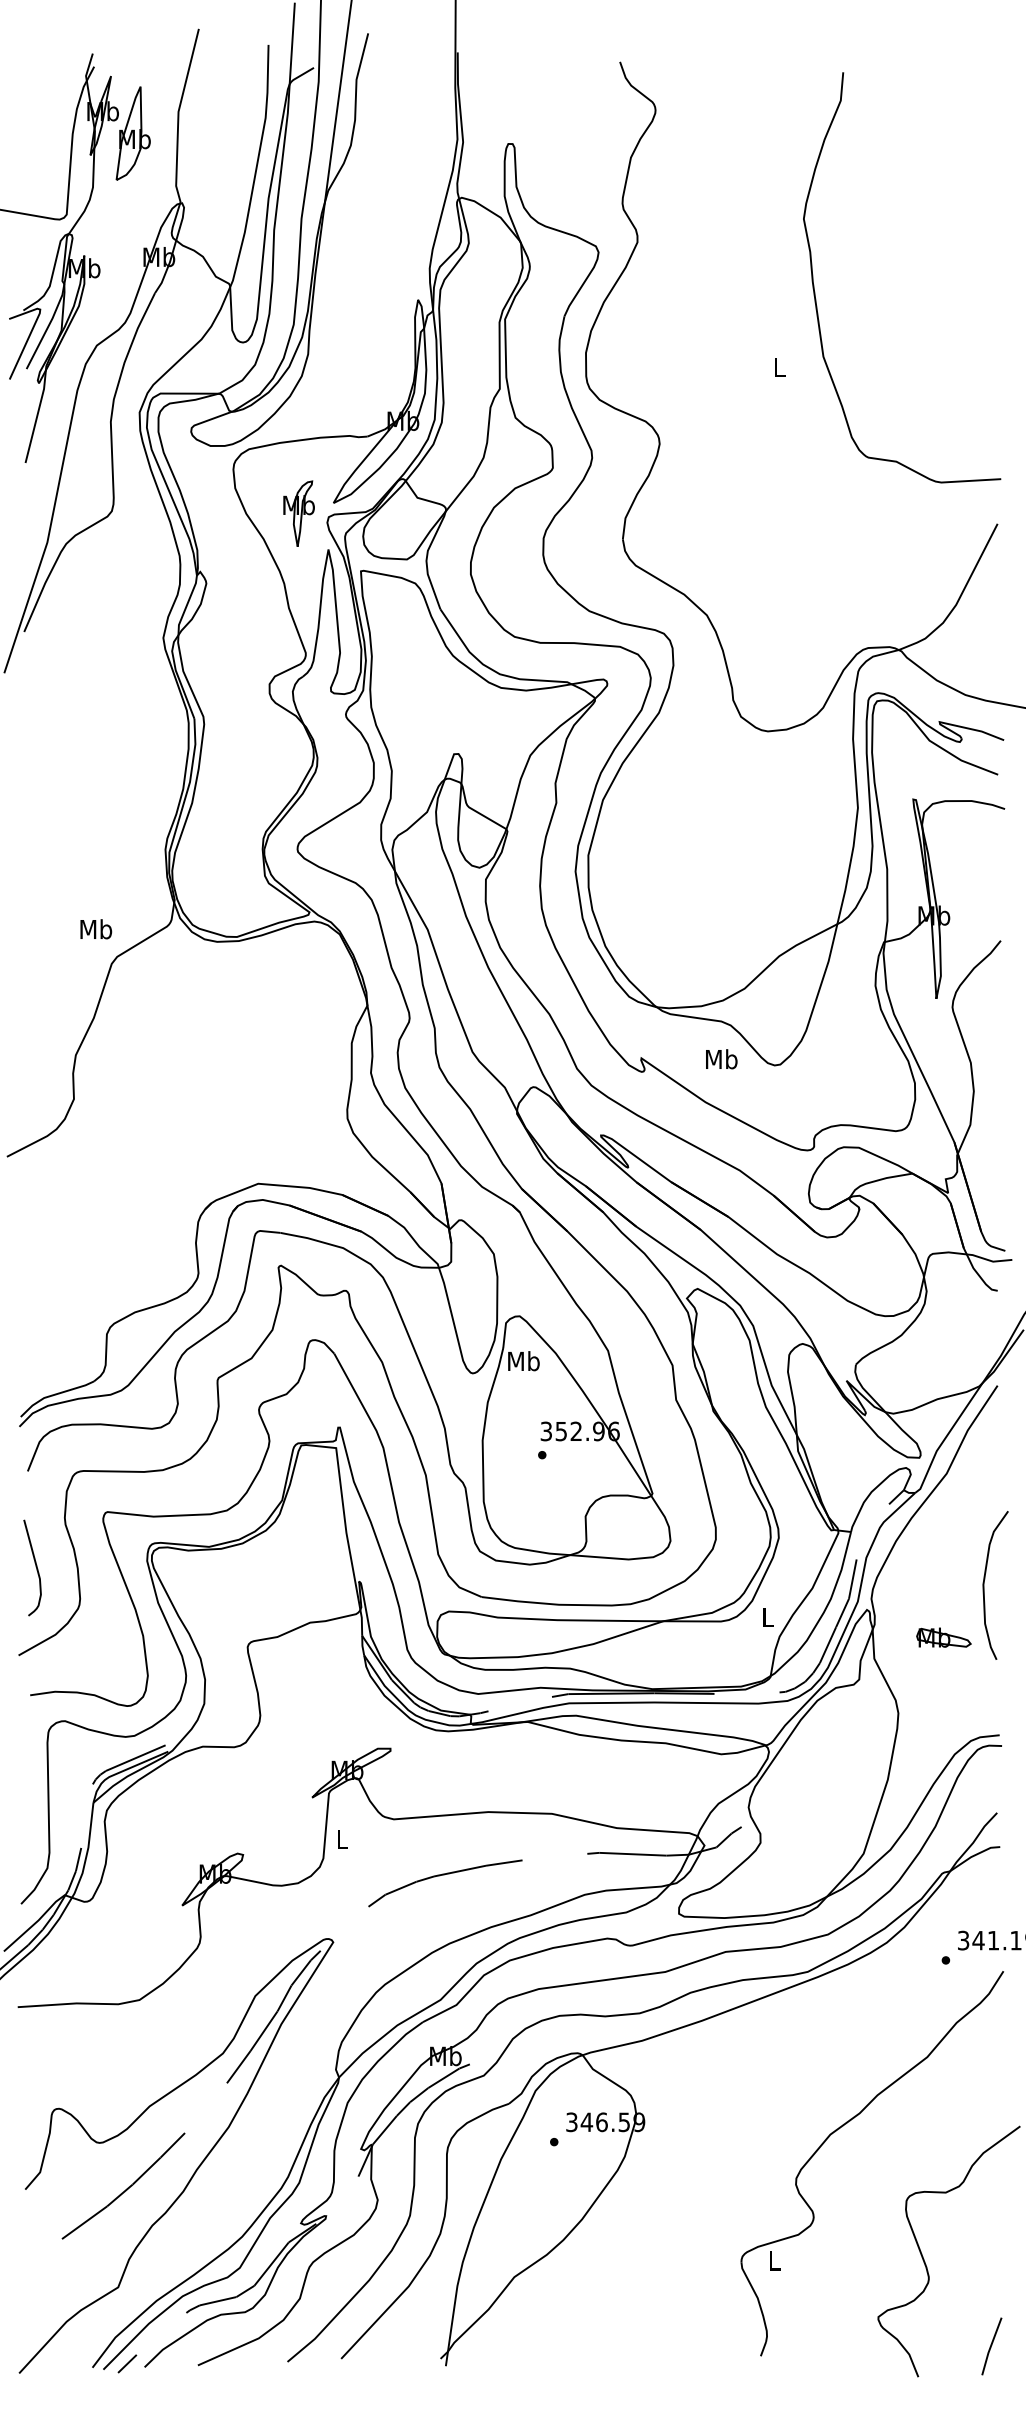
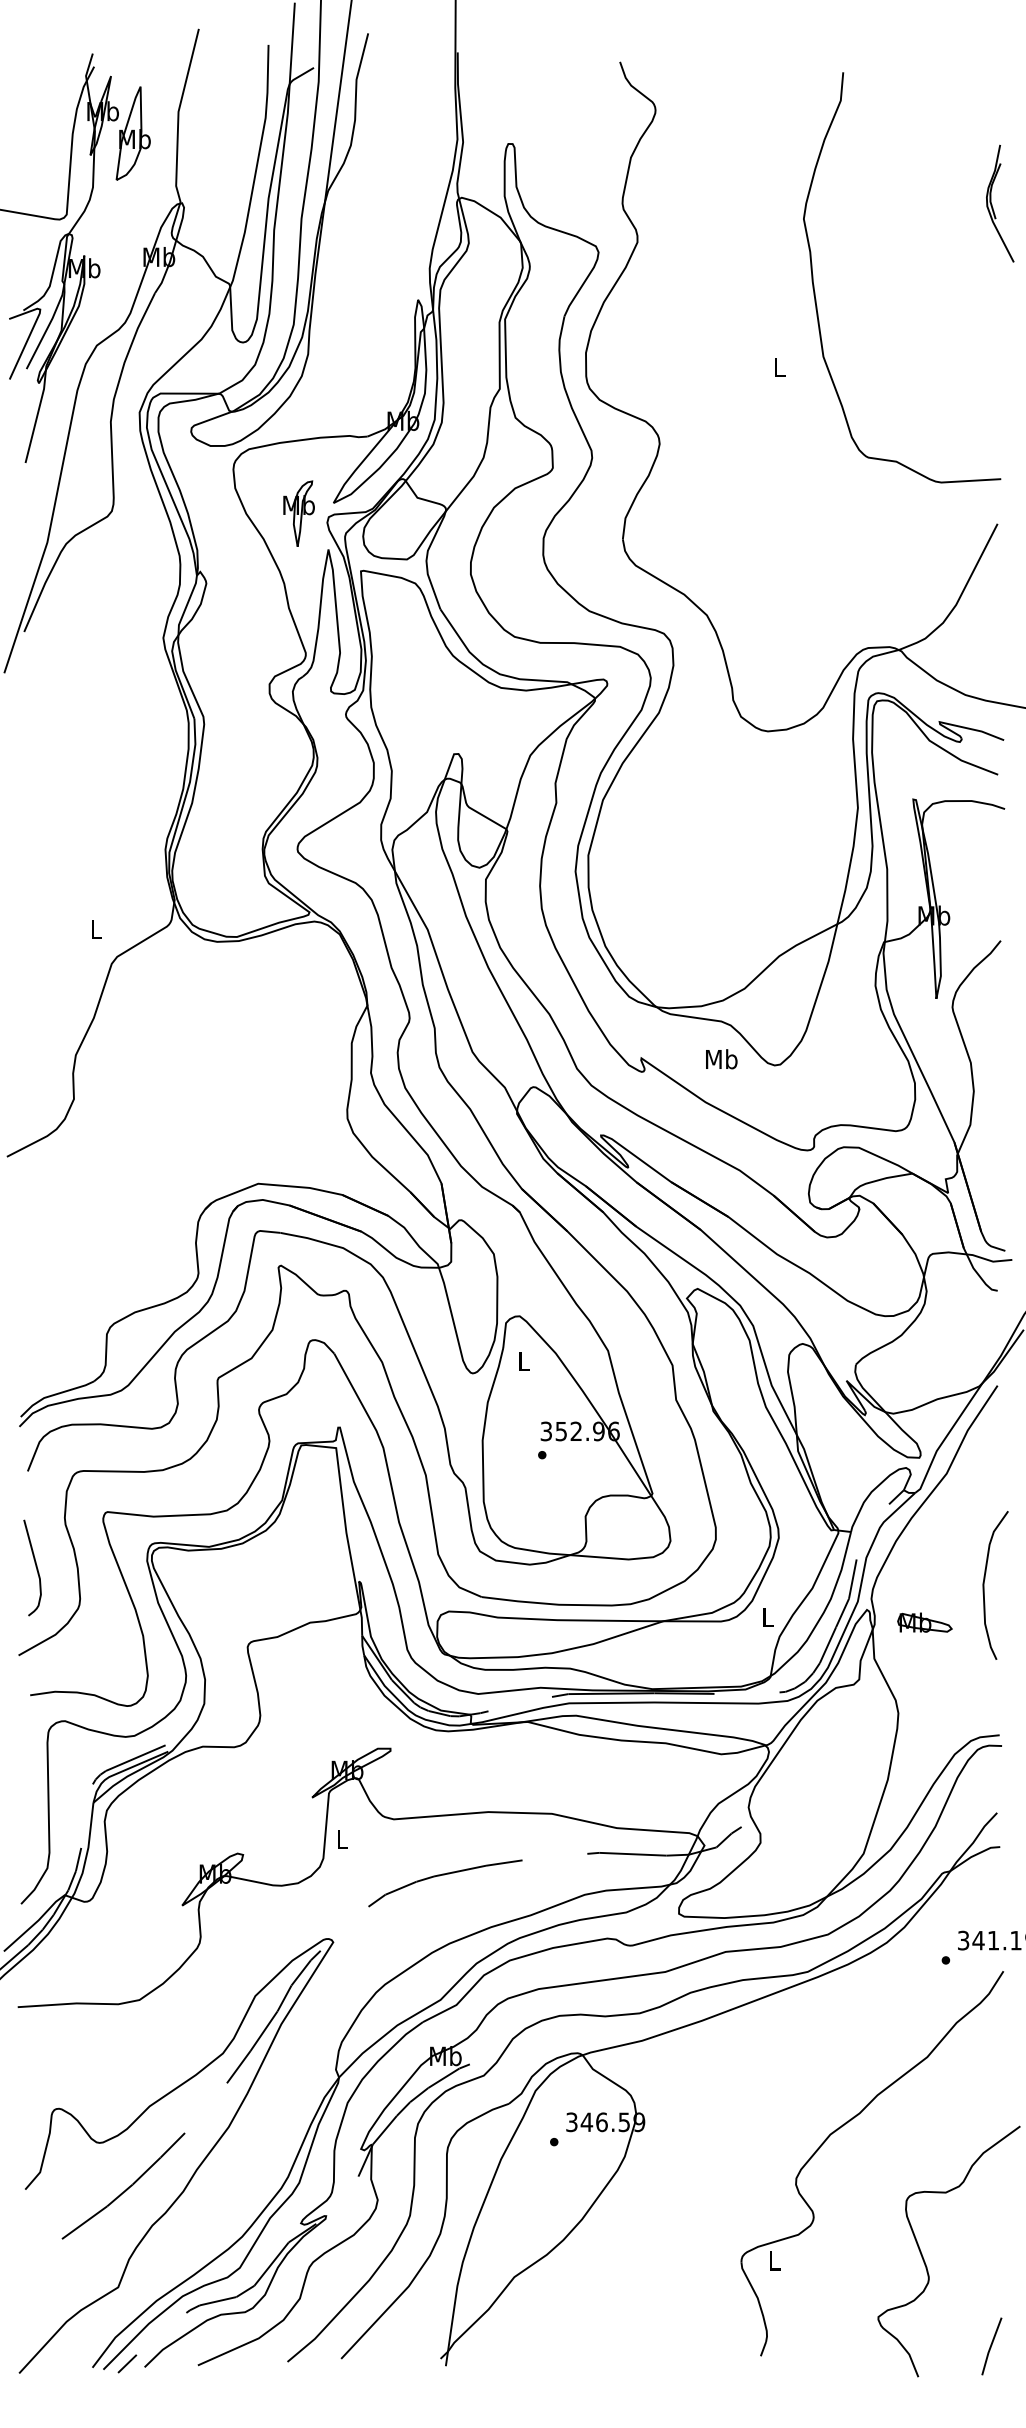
part: none -> present (992, 204)
text: Mb -> L (96, 929)
text: Mb -> L (523, 1361)
part position: (943, 1637) -> (924, 1622) (924, 1622)
